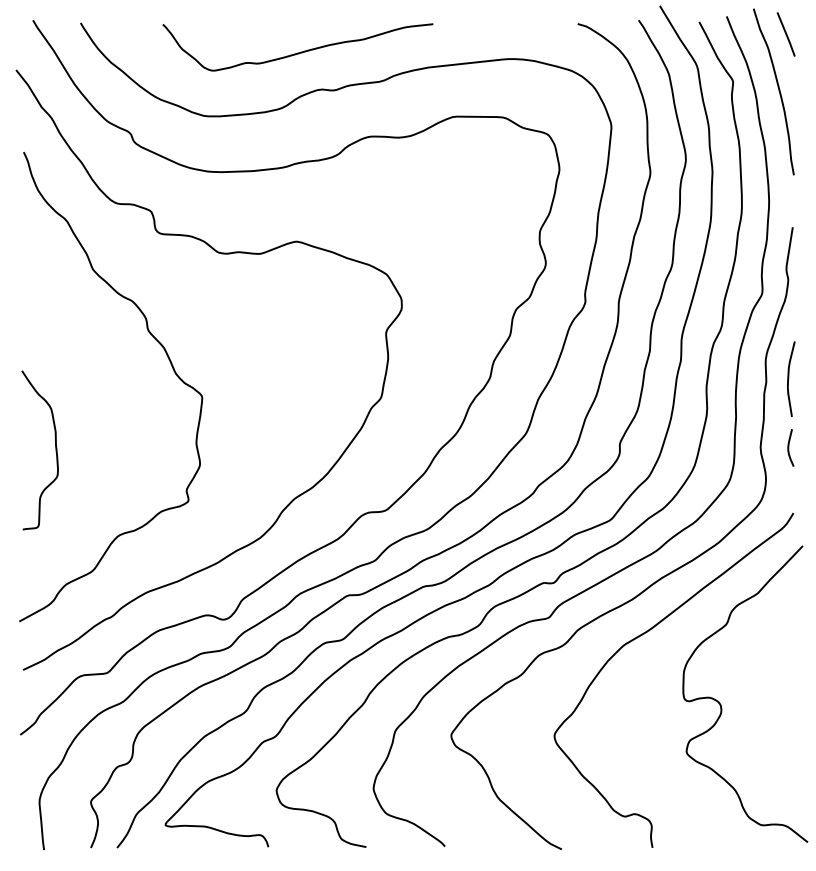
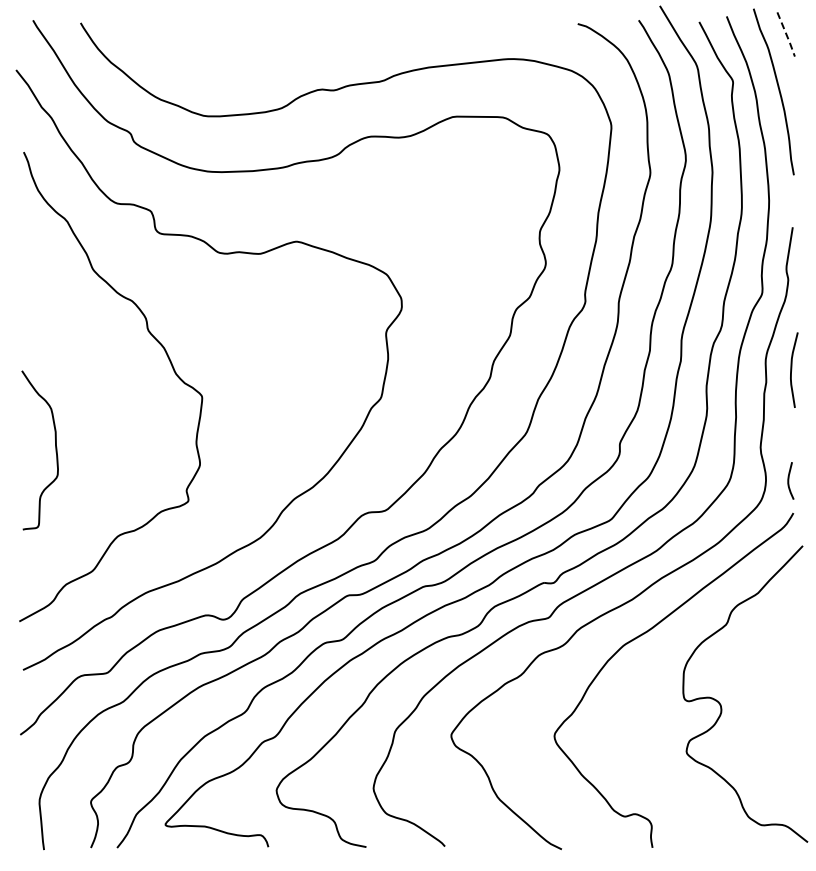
line: solid -> dashed (786, 35)
curve: present -> none (300, 51)
curve position: (789, 378) -> (792, 369) (792, 369)
curve position: (789, 447) -> (789, 480) (789, 480)
